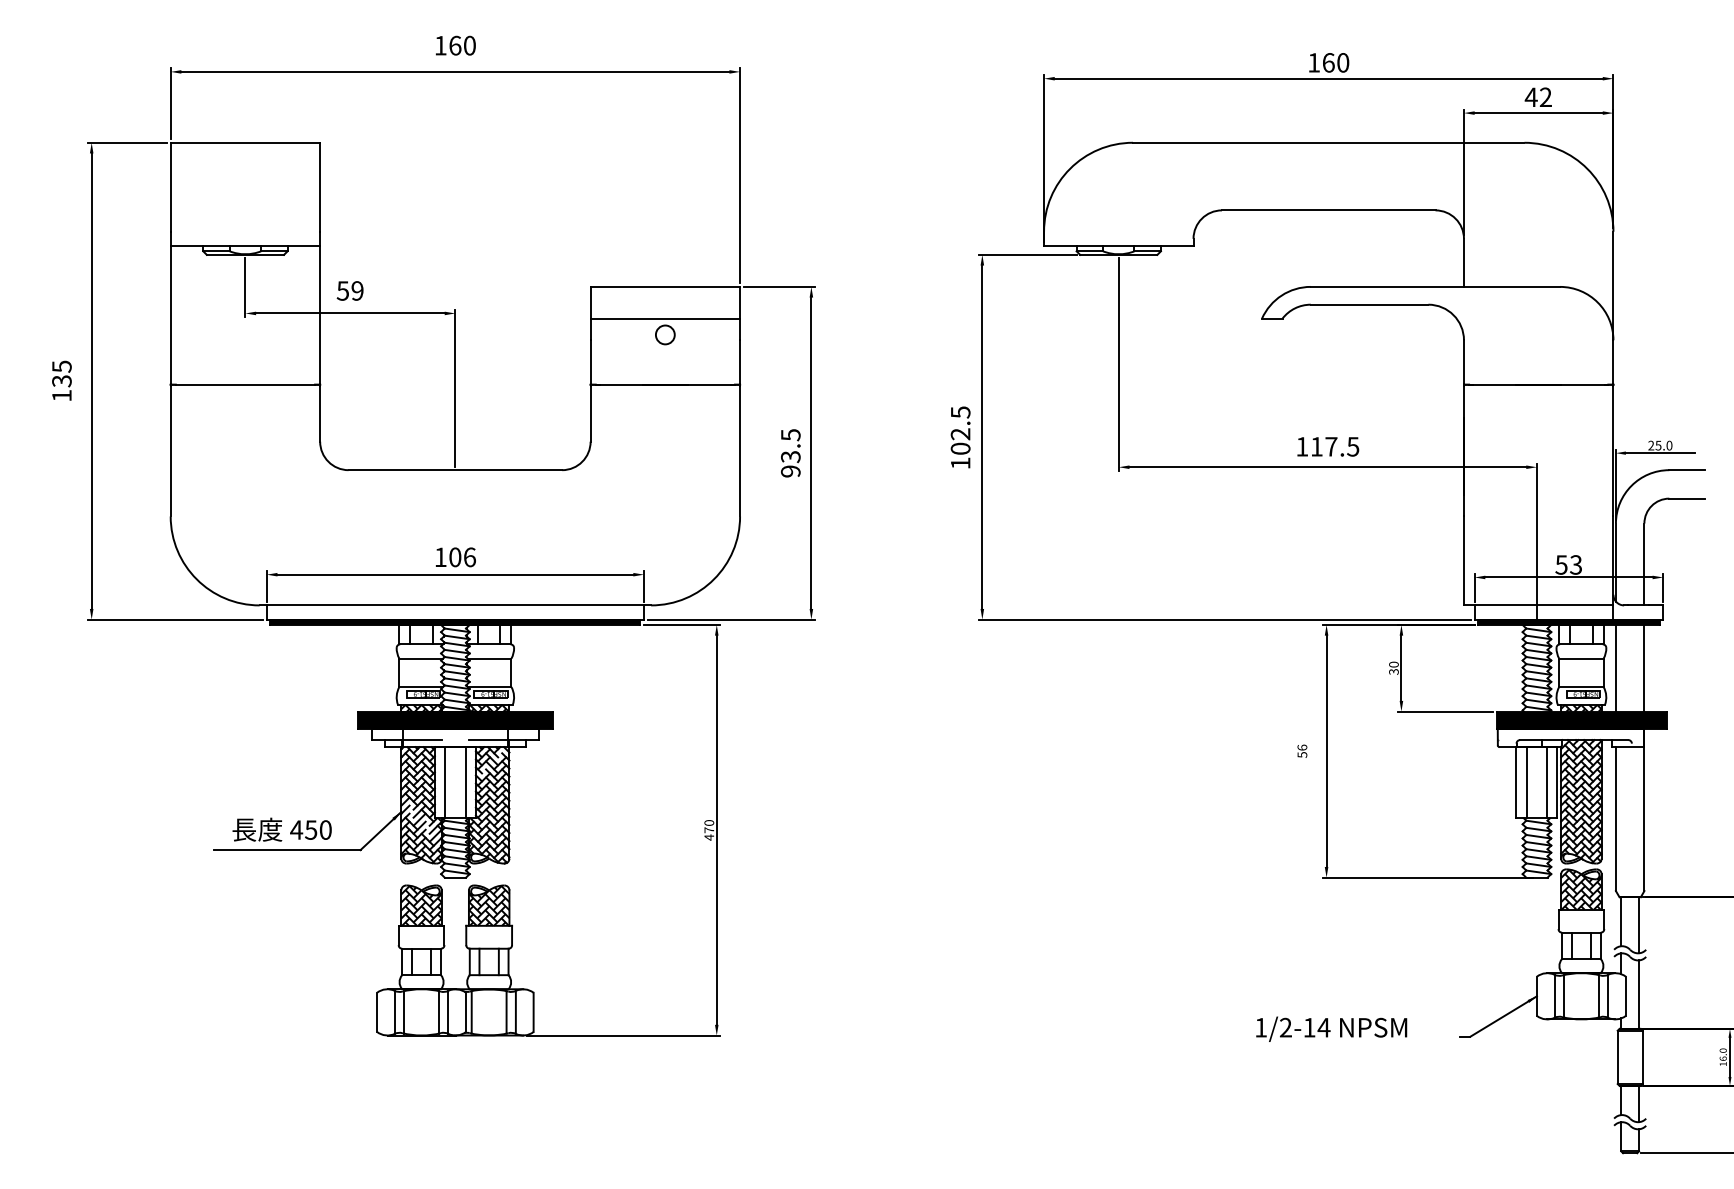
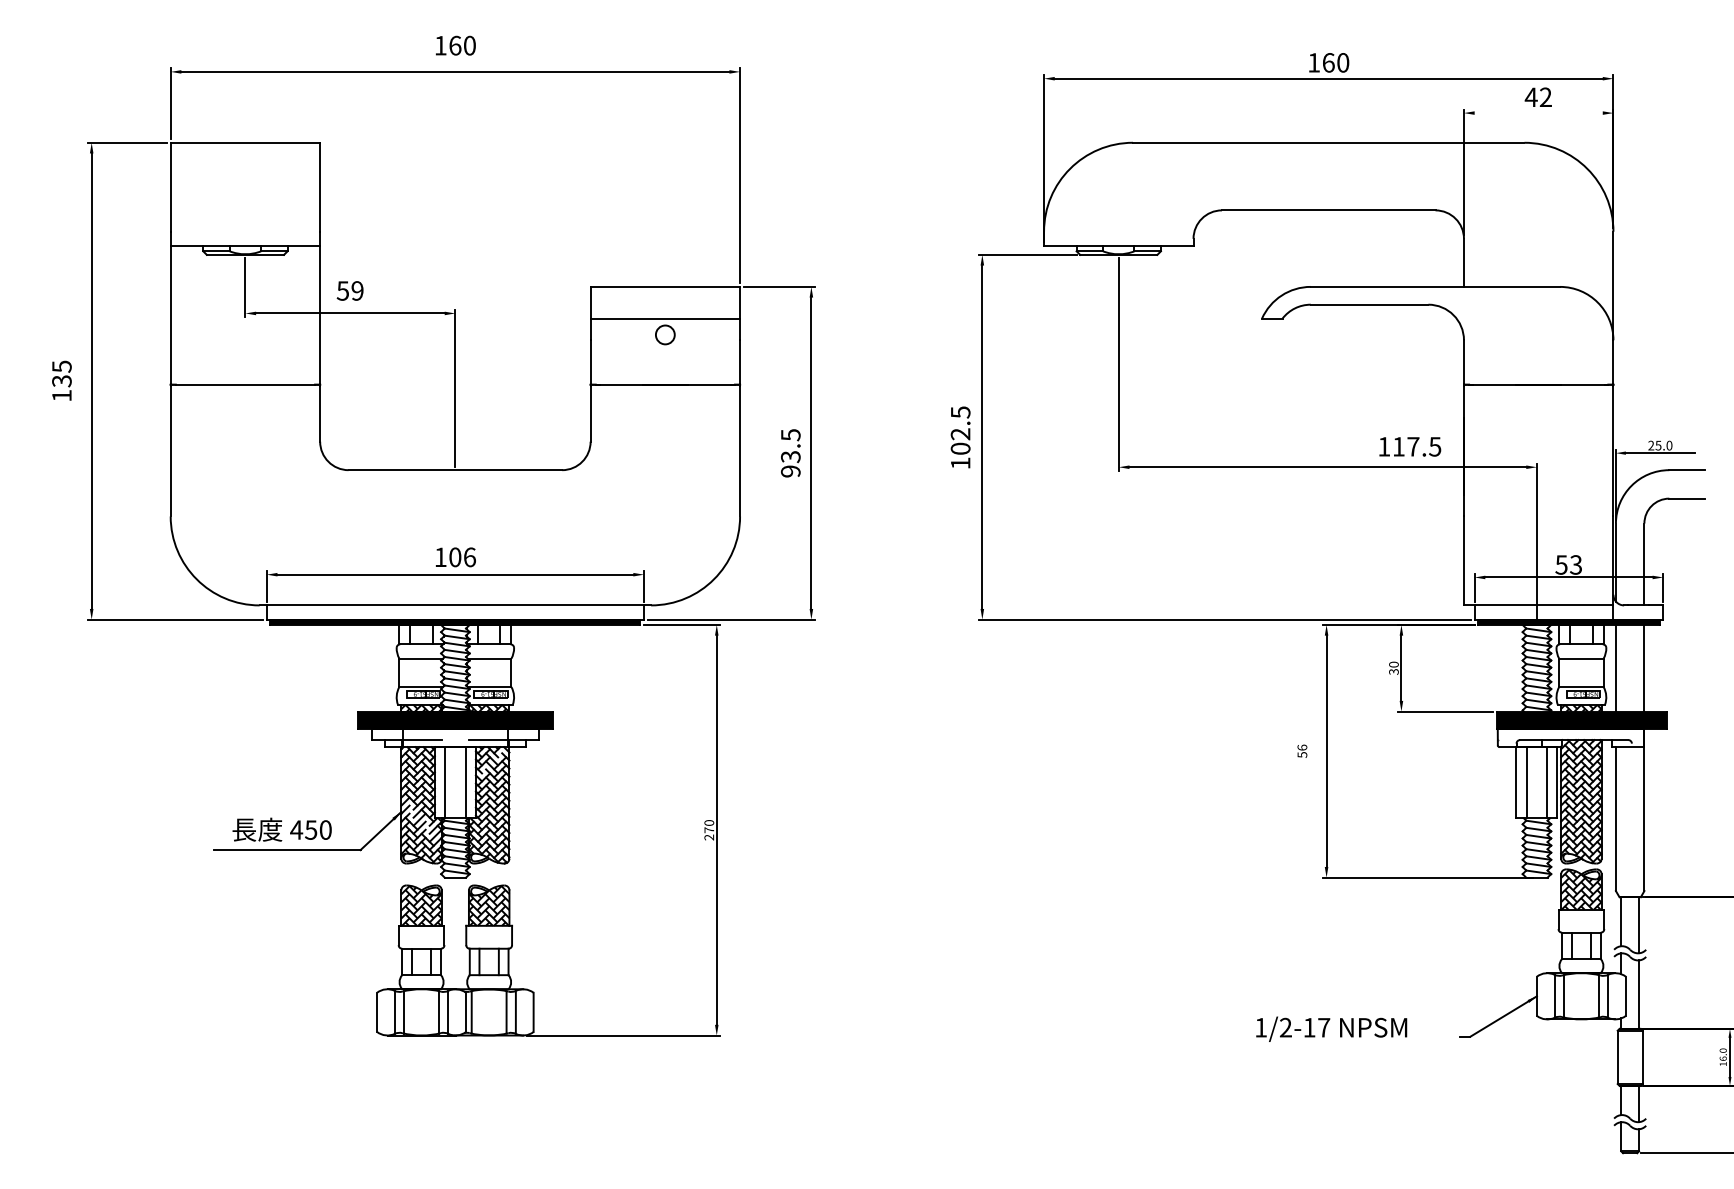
line: present -> none (1538, 113)
text position: (1328, 446) -> (1410, 446) (1410, 446)
text: 470 -> 270 (709, 837)
text: 1/2-14 -> 1/2-17 (1323, 1027)
